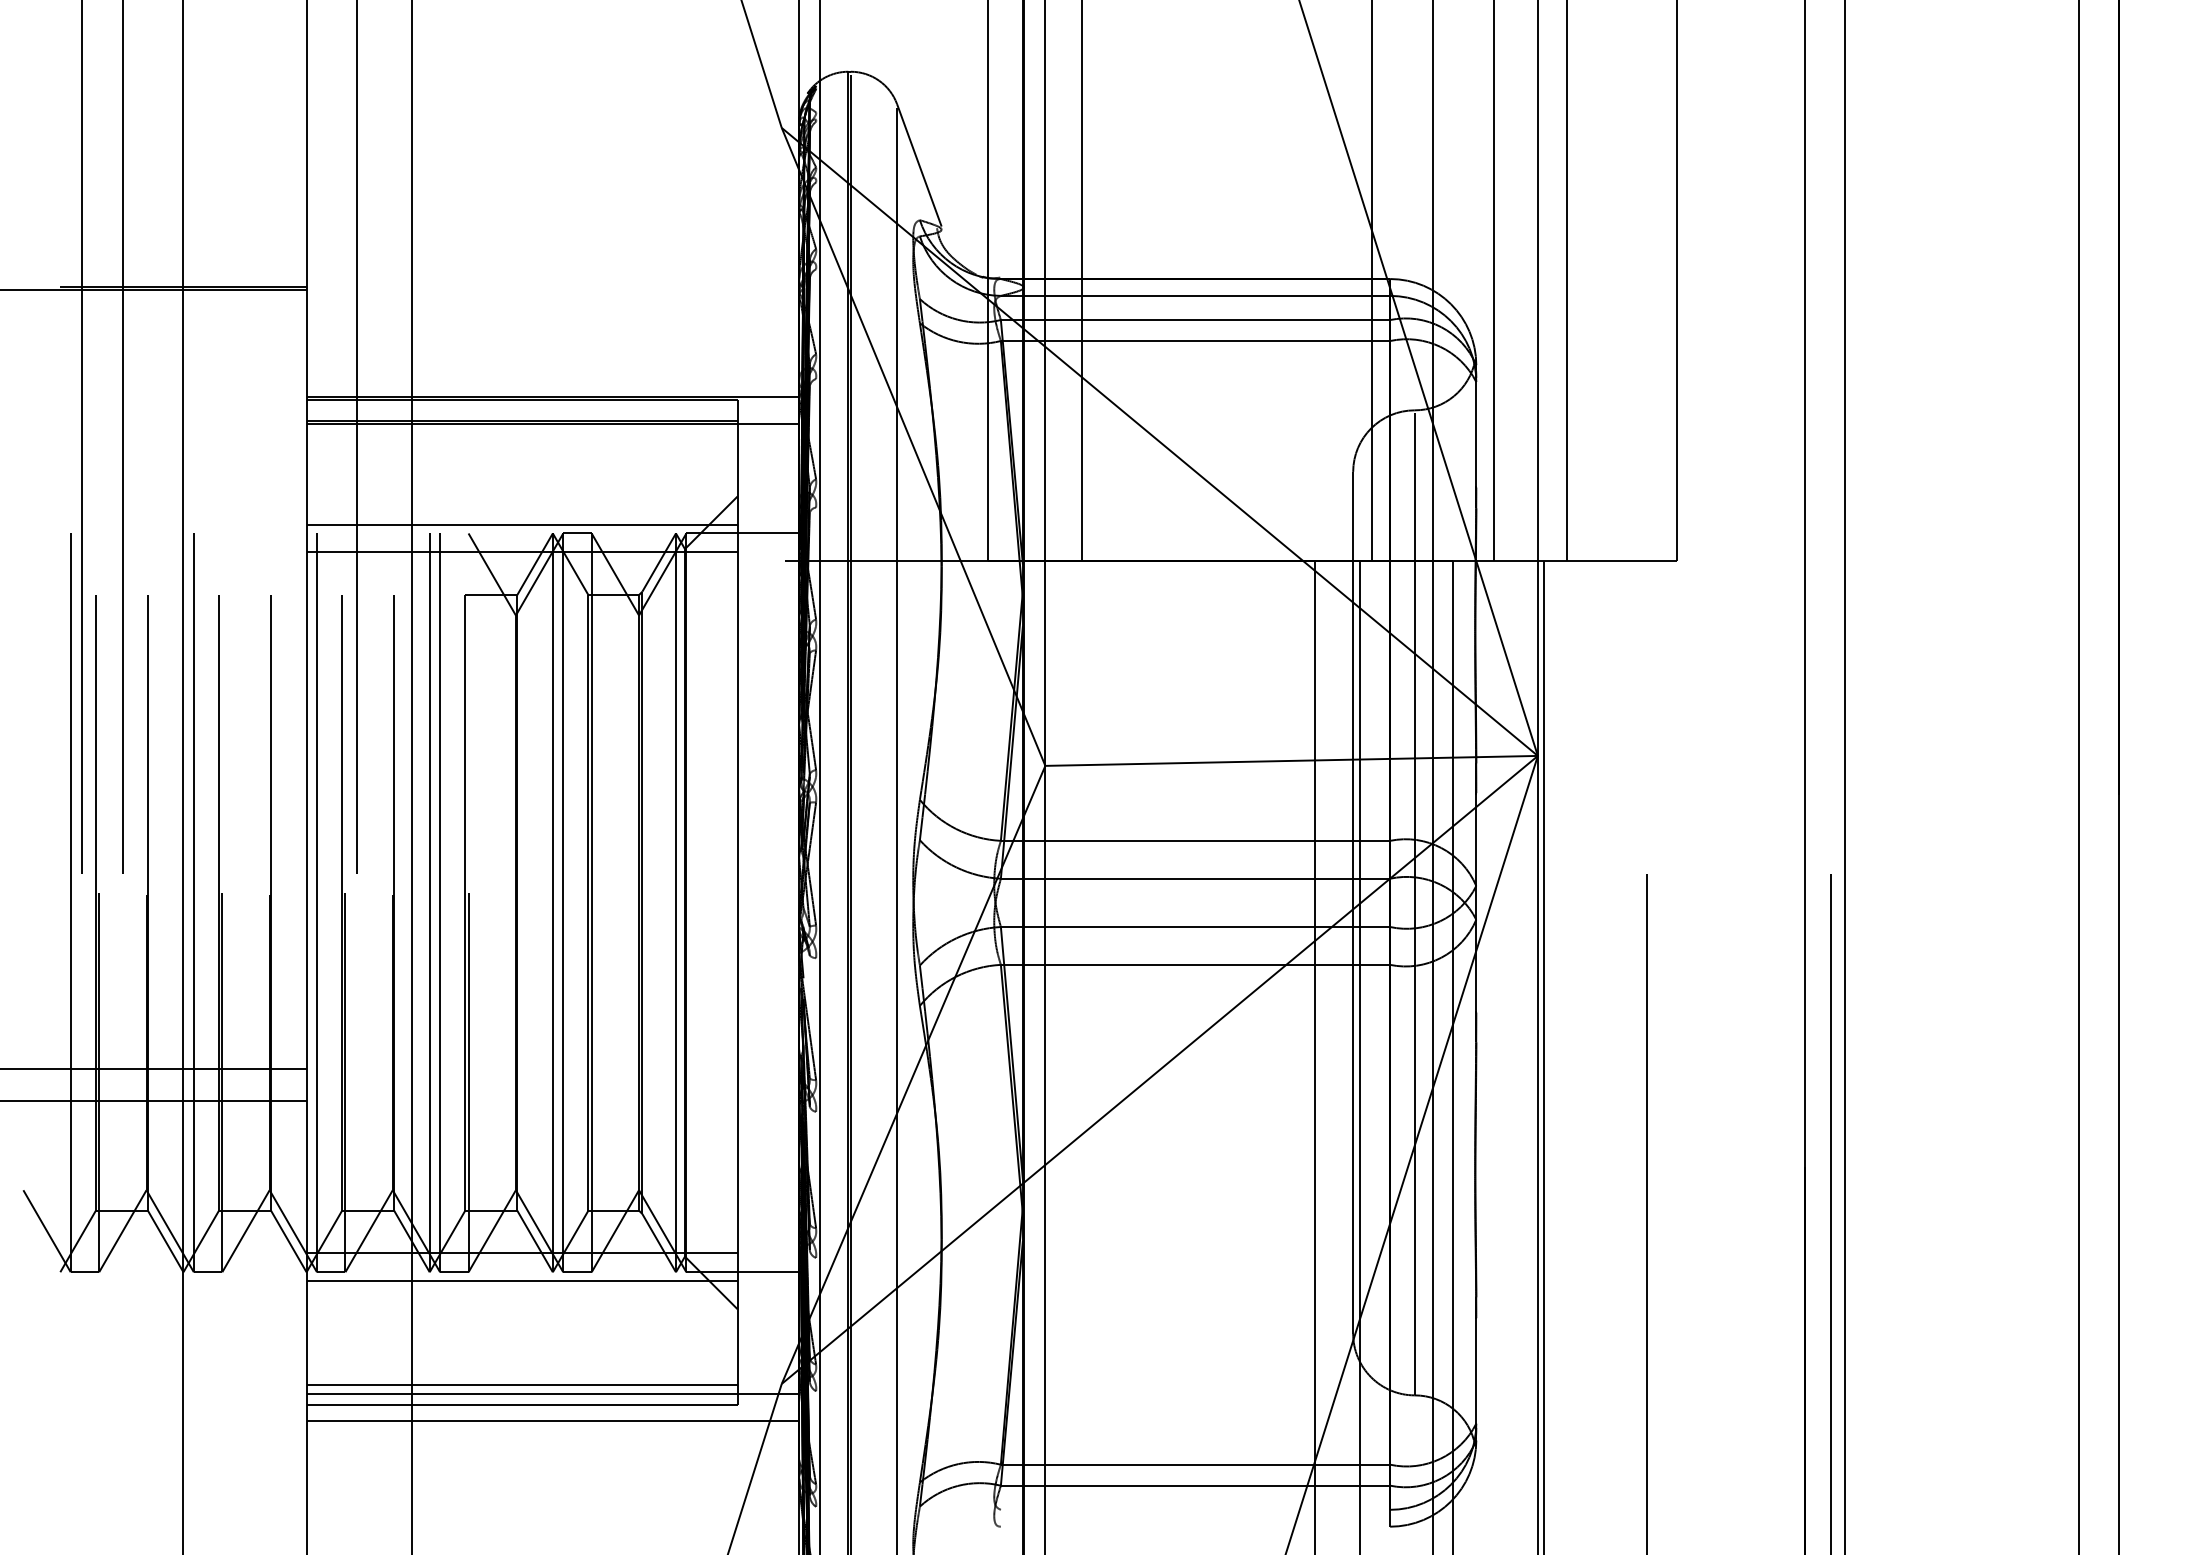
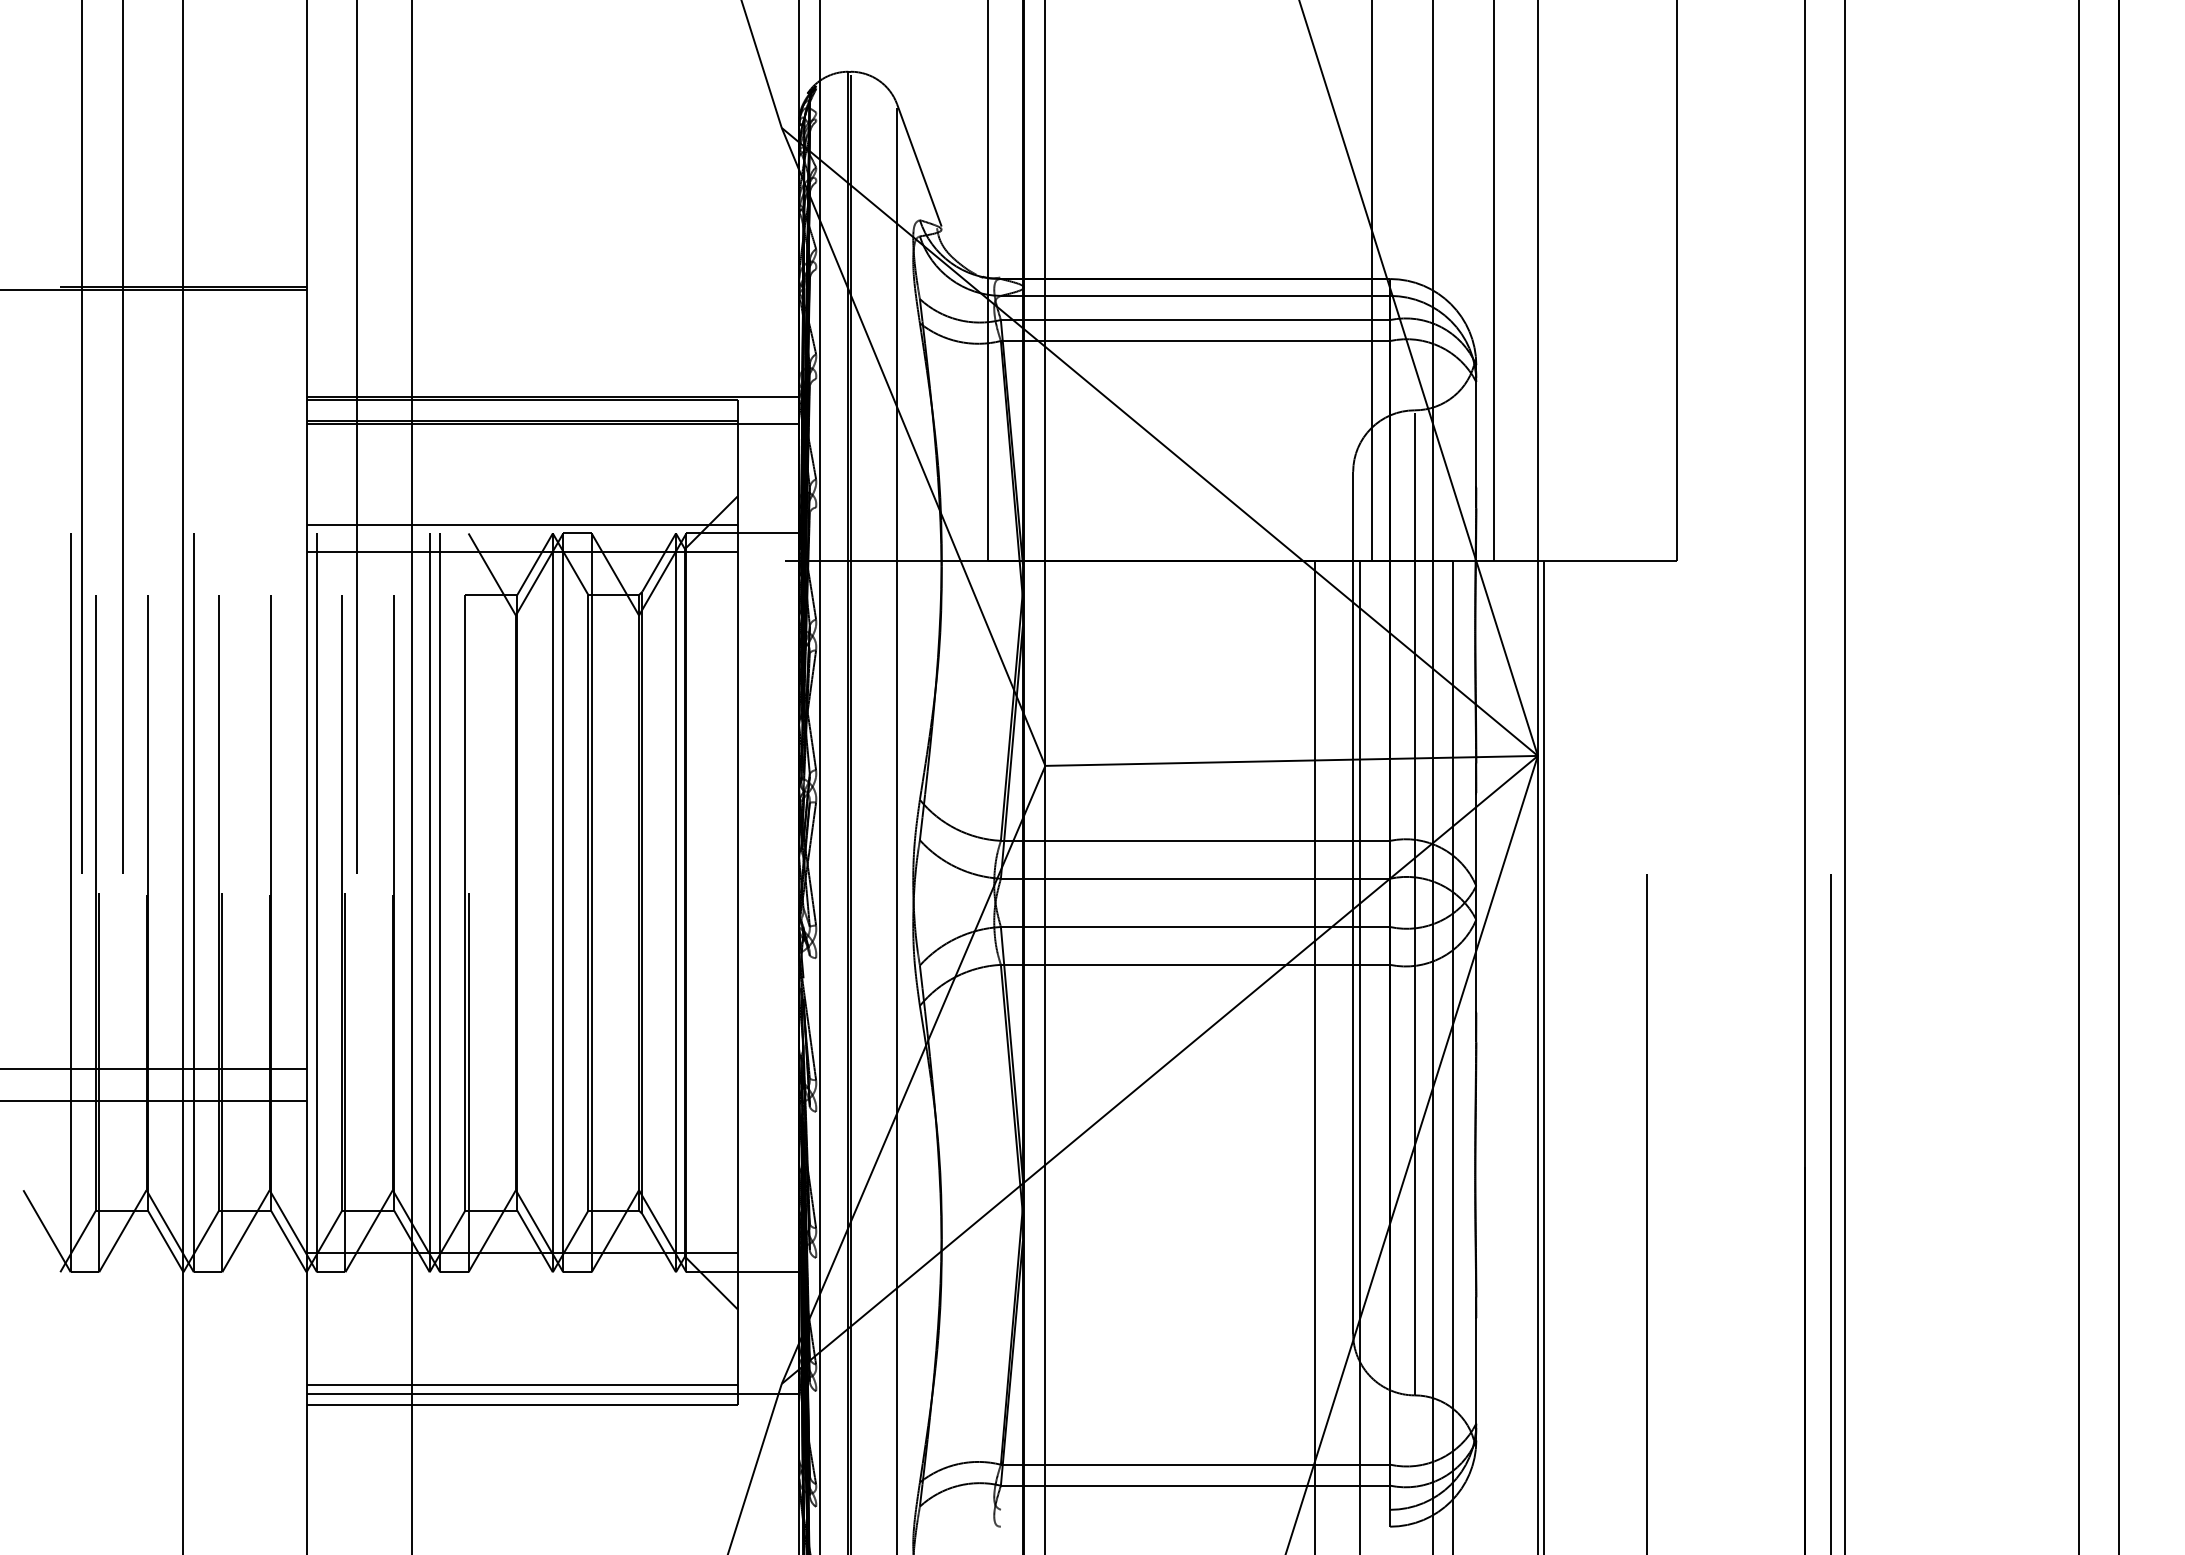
line: present -> none (1082, 281)
line: present -> none (1567, 281)
line: present -> none (521, 1280)
line: present -> none (552, 1421)
